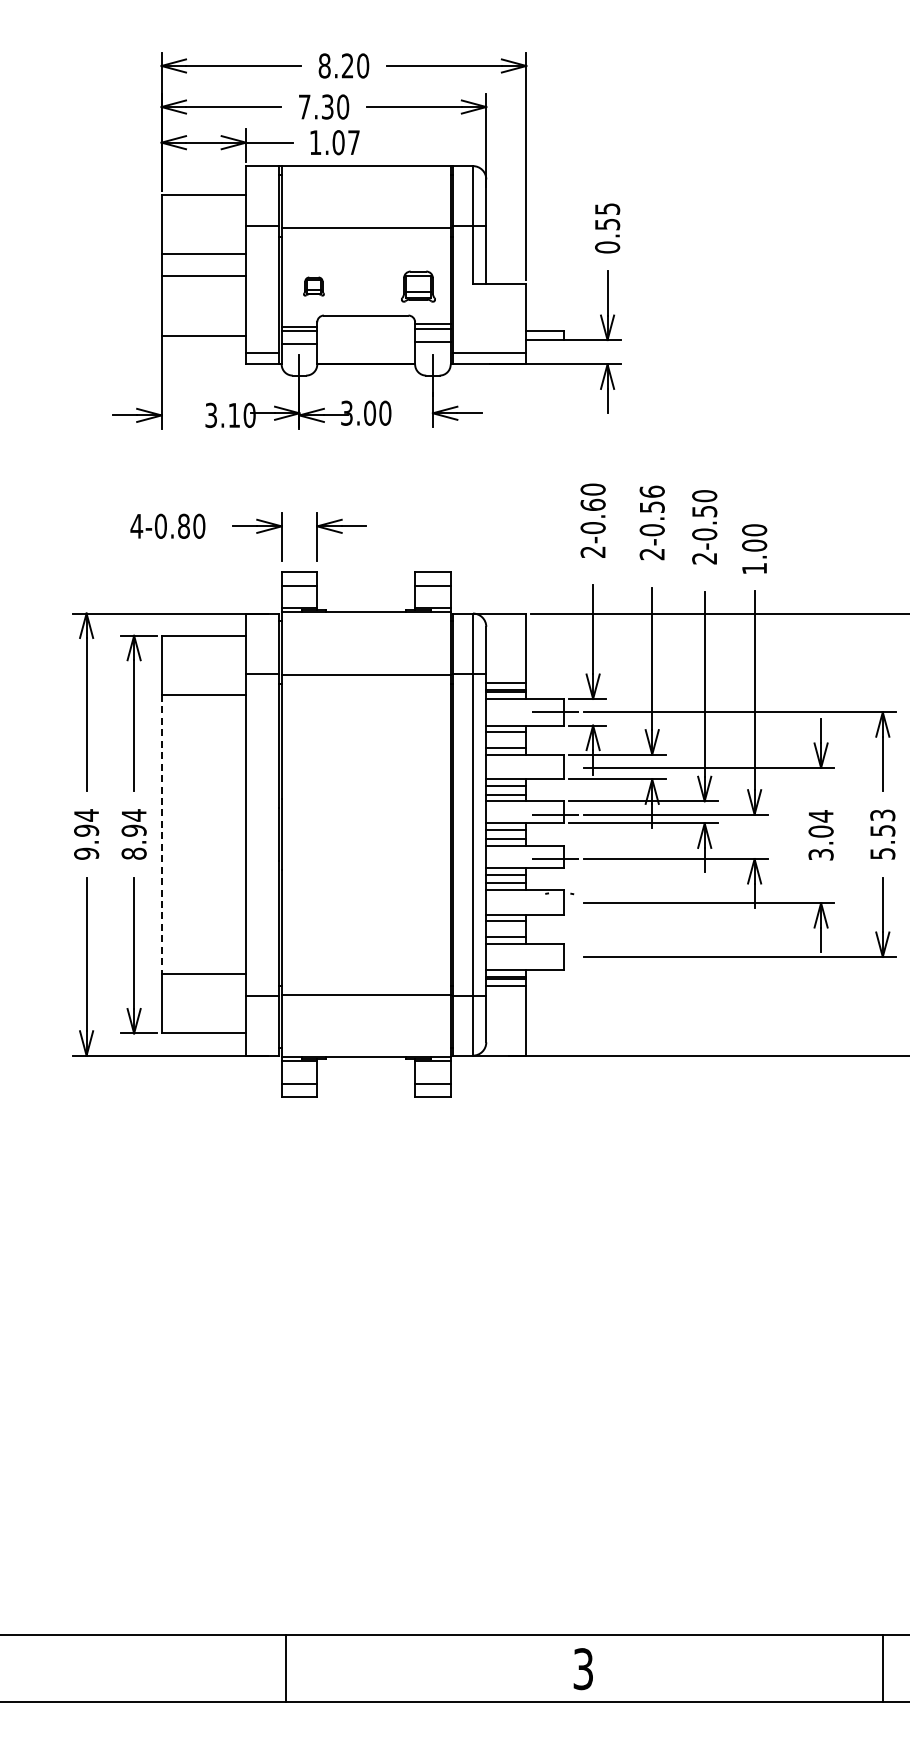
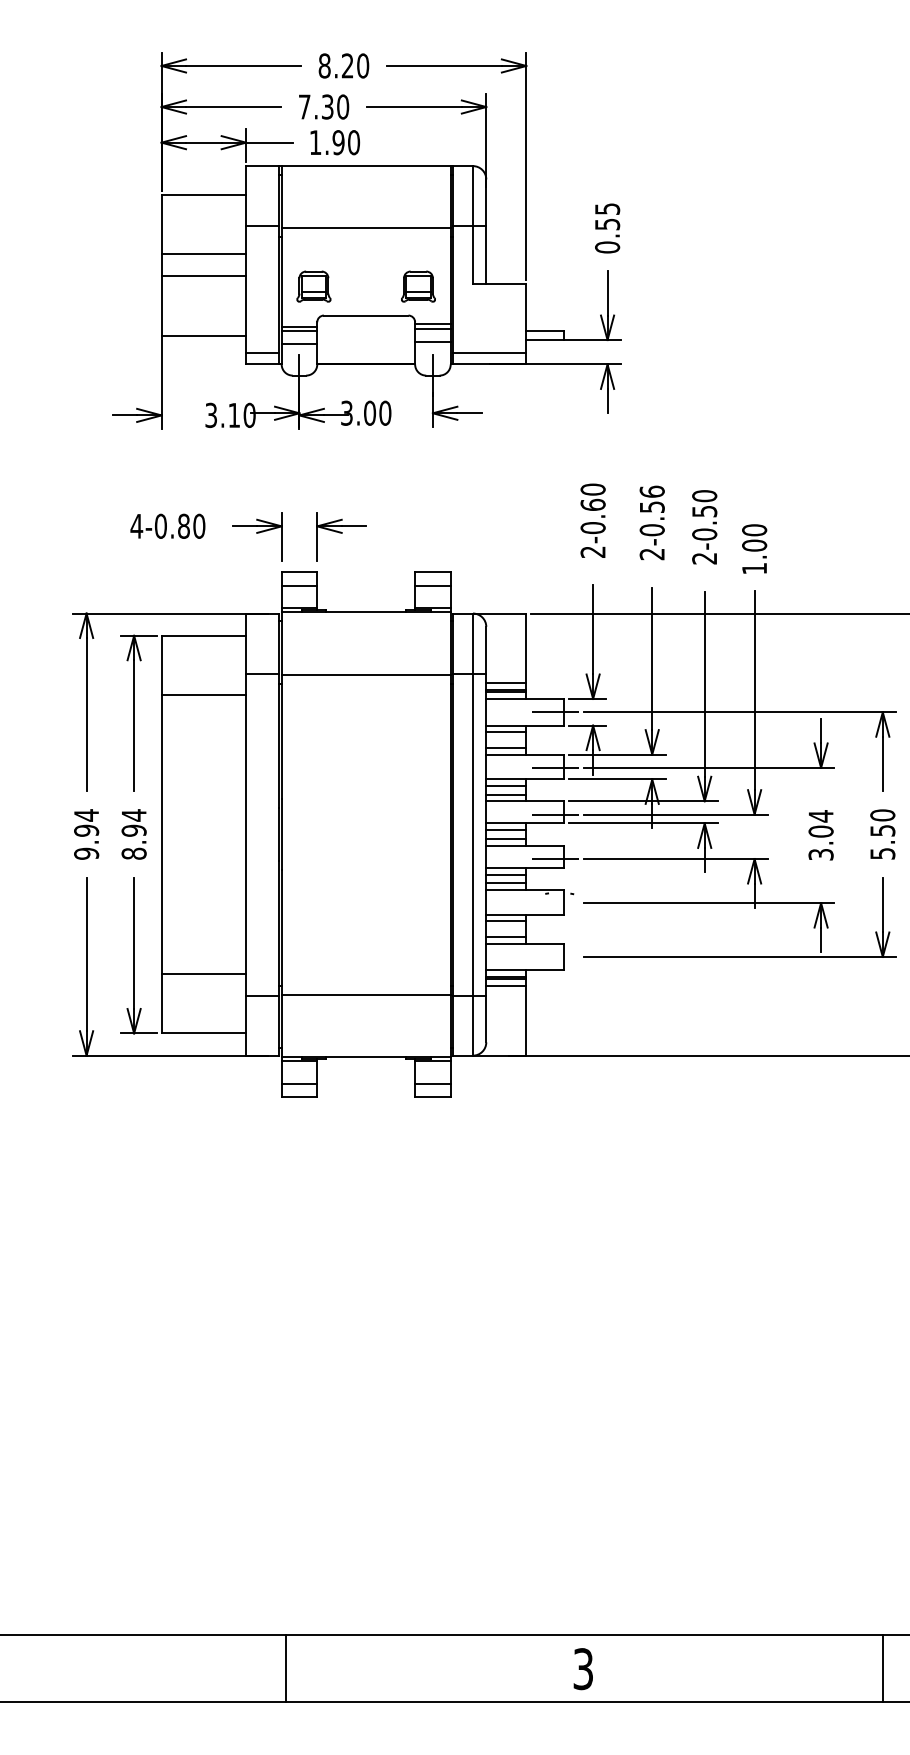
text: 1.07 -> 1.90 (346, 142)
part size: 22x21 px -> 36x33 px (313, 286)
line: none -> present (555, 767)
text: 5.53 -> 5.50 (882, 815)
line: dashed -> solid (161, 834)
